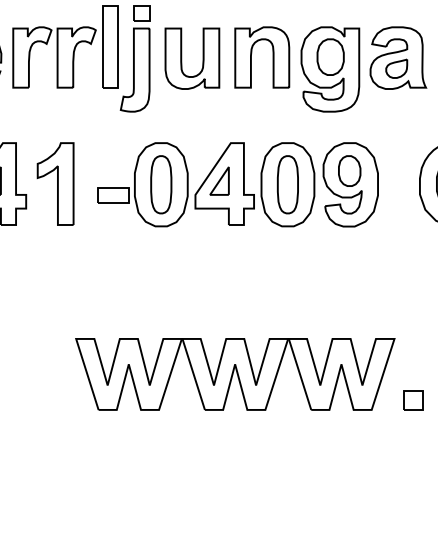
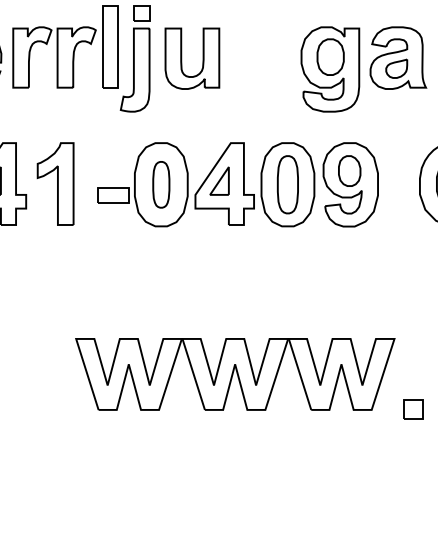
part: present -> none (272, 57)
part size: 23x60 px -> 19x48 px (161, 184)
part position: (413, 400) -> (413, 409) (413, 409)
